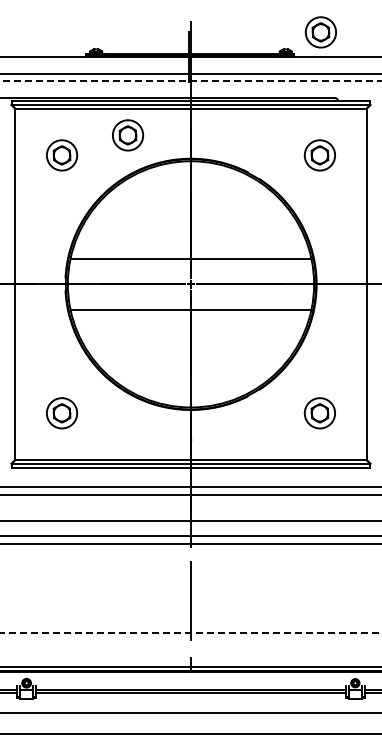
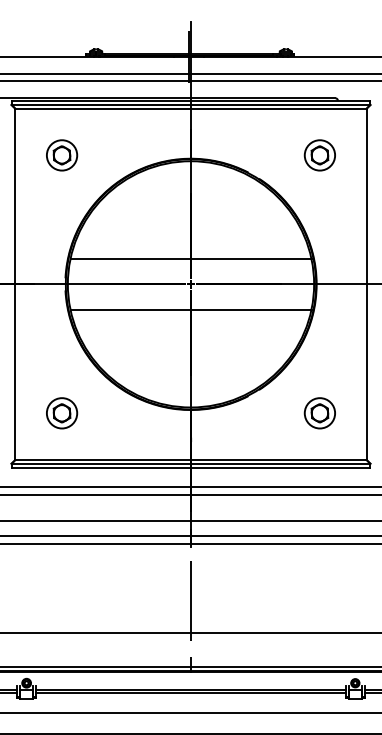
part: present -> none (320, 32)
line: dashed -> solid (190, 81)
part: present -> none (128, 135)
line: dashed -> solid (191, 632)
